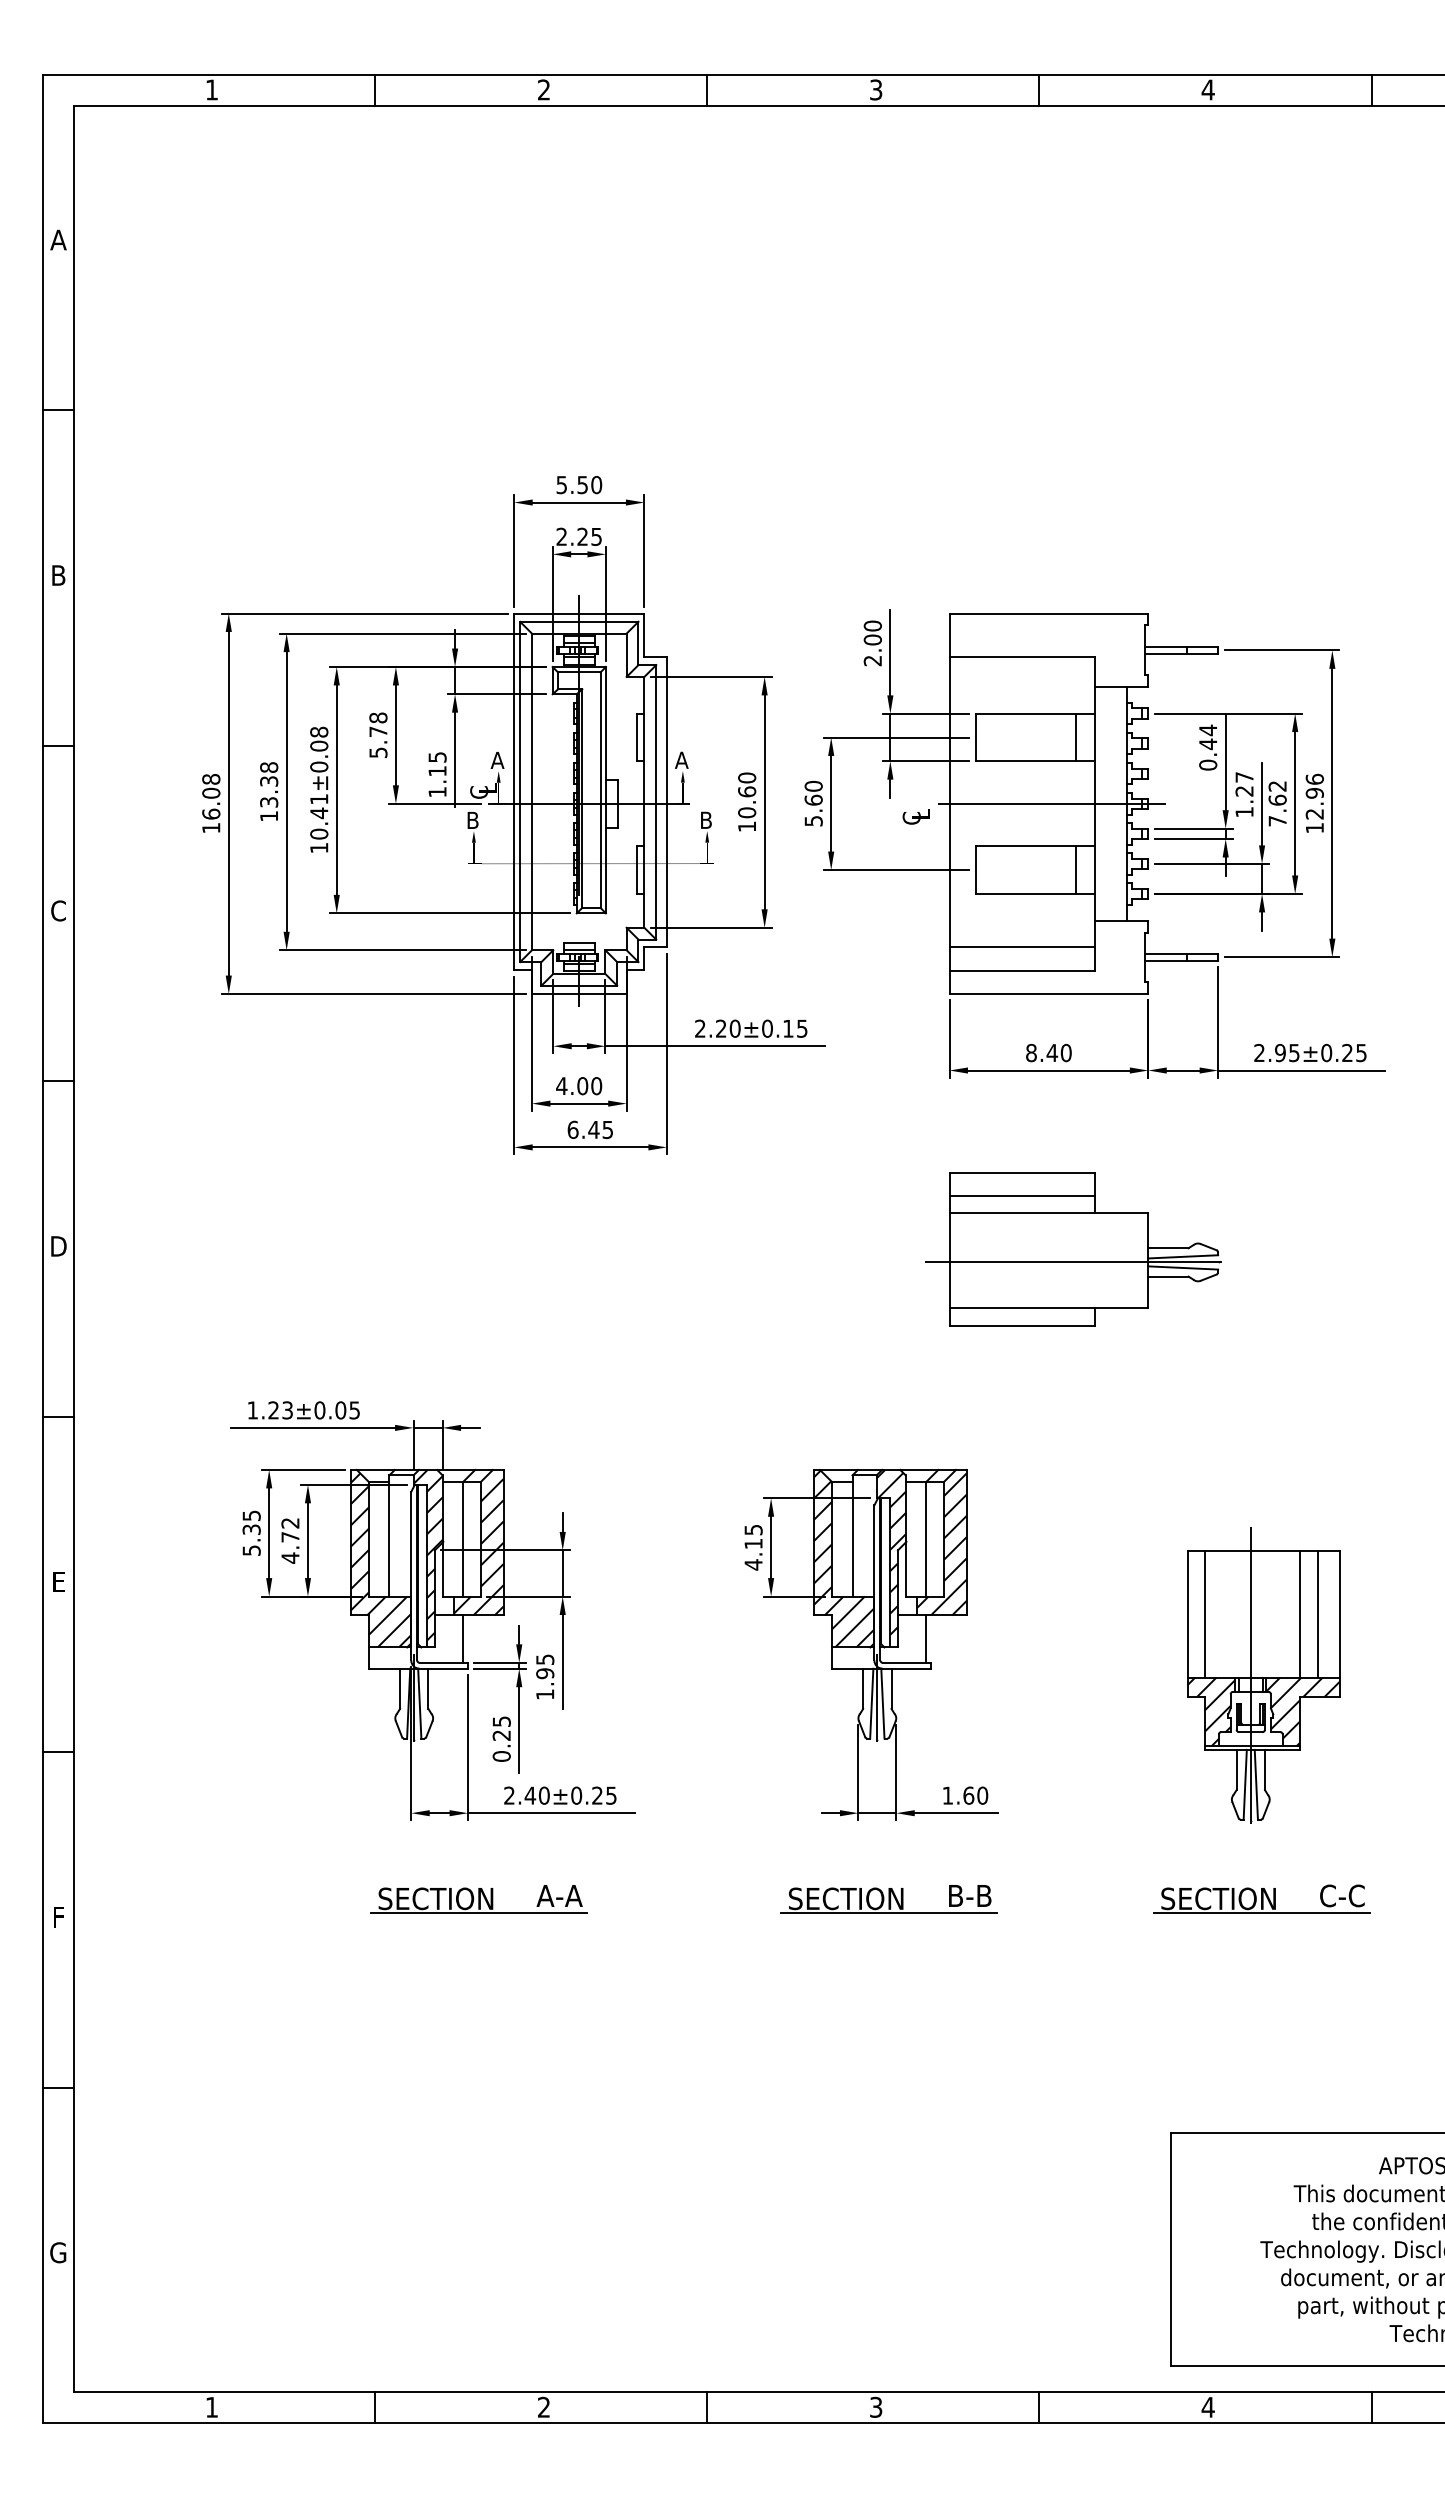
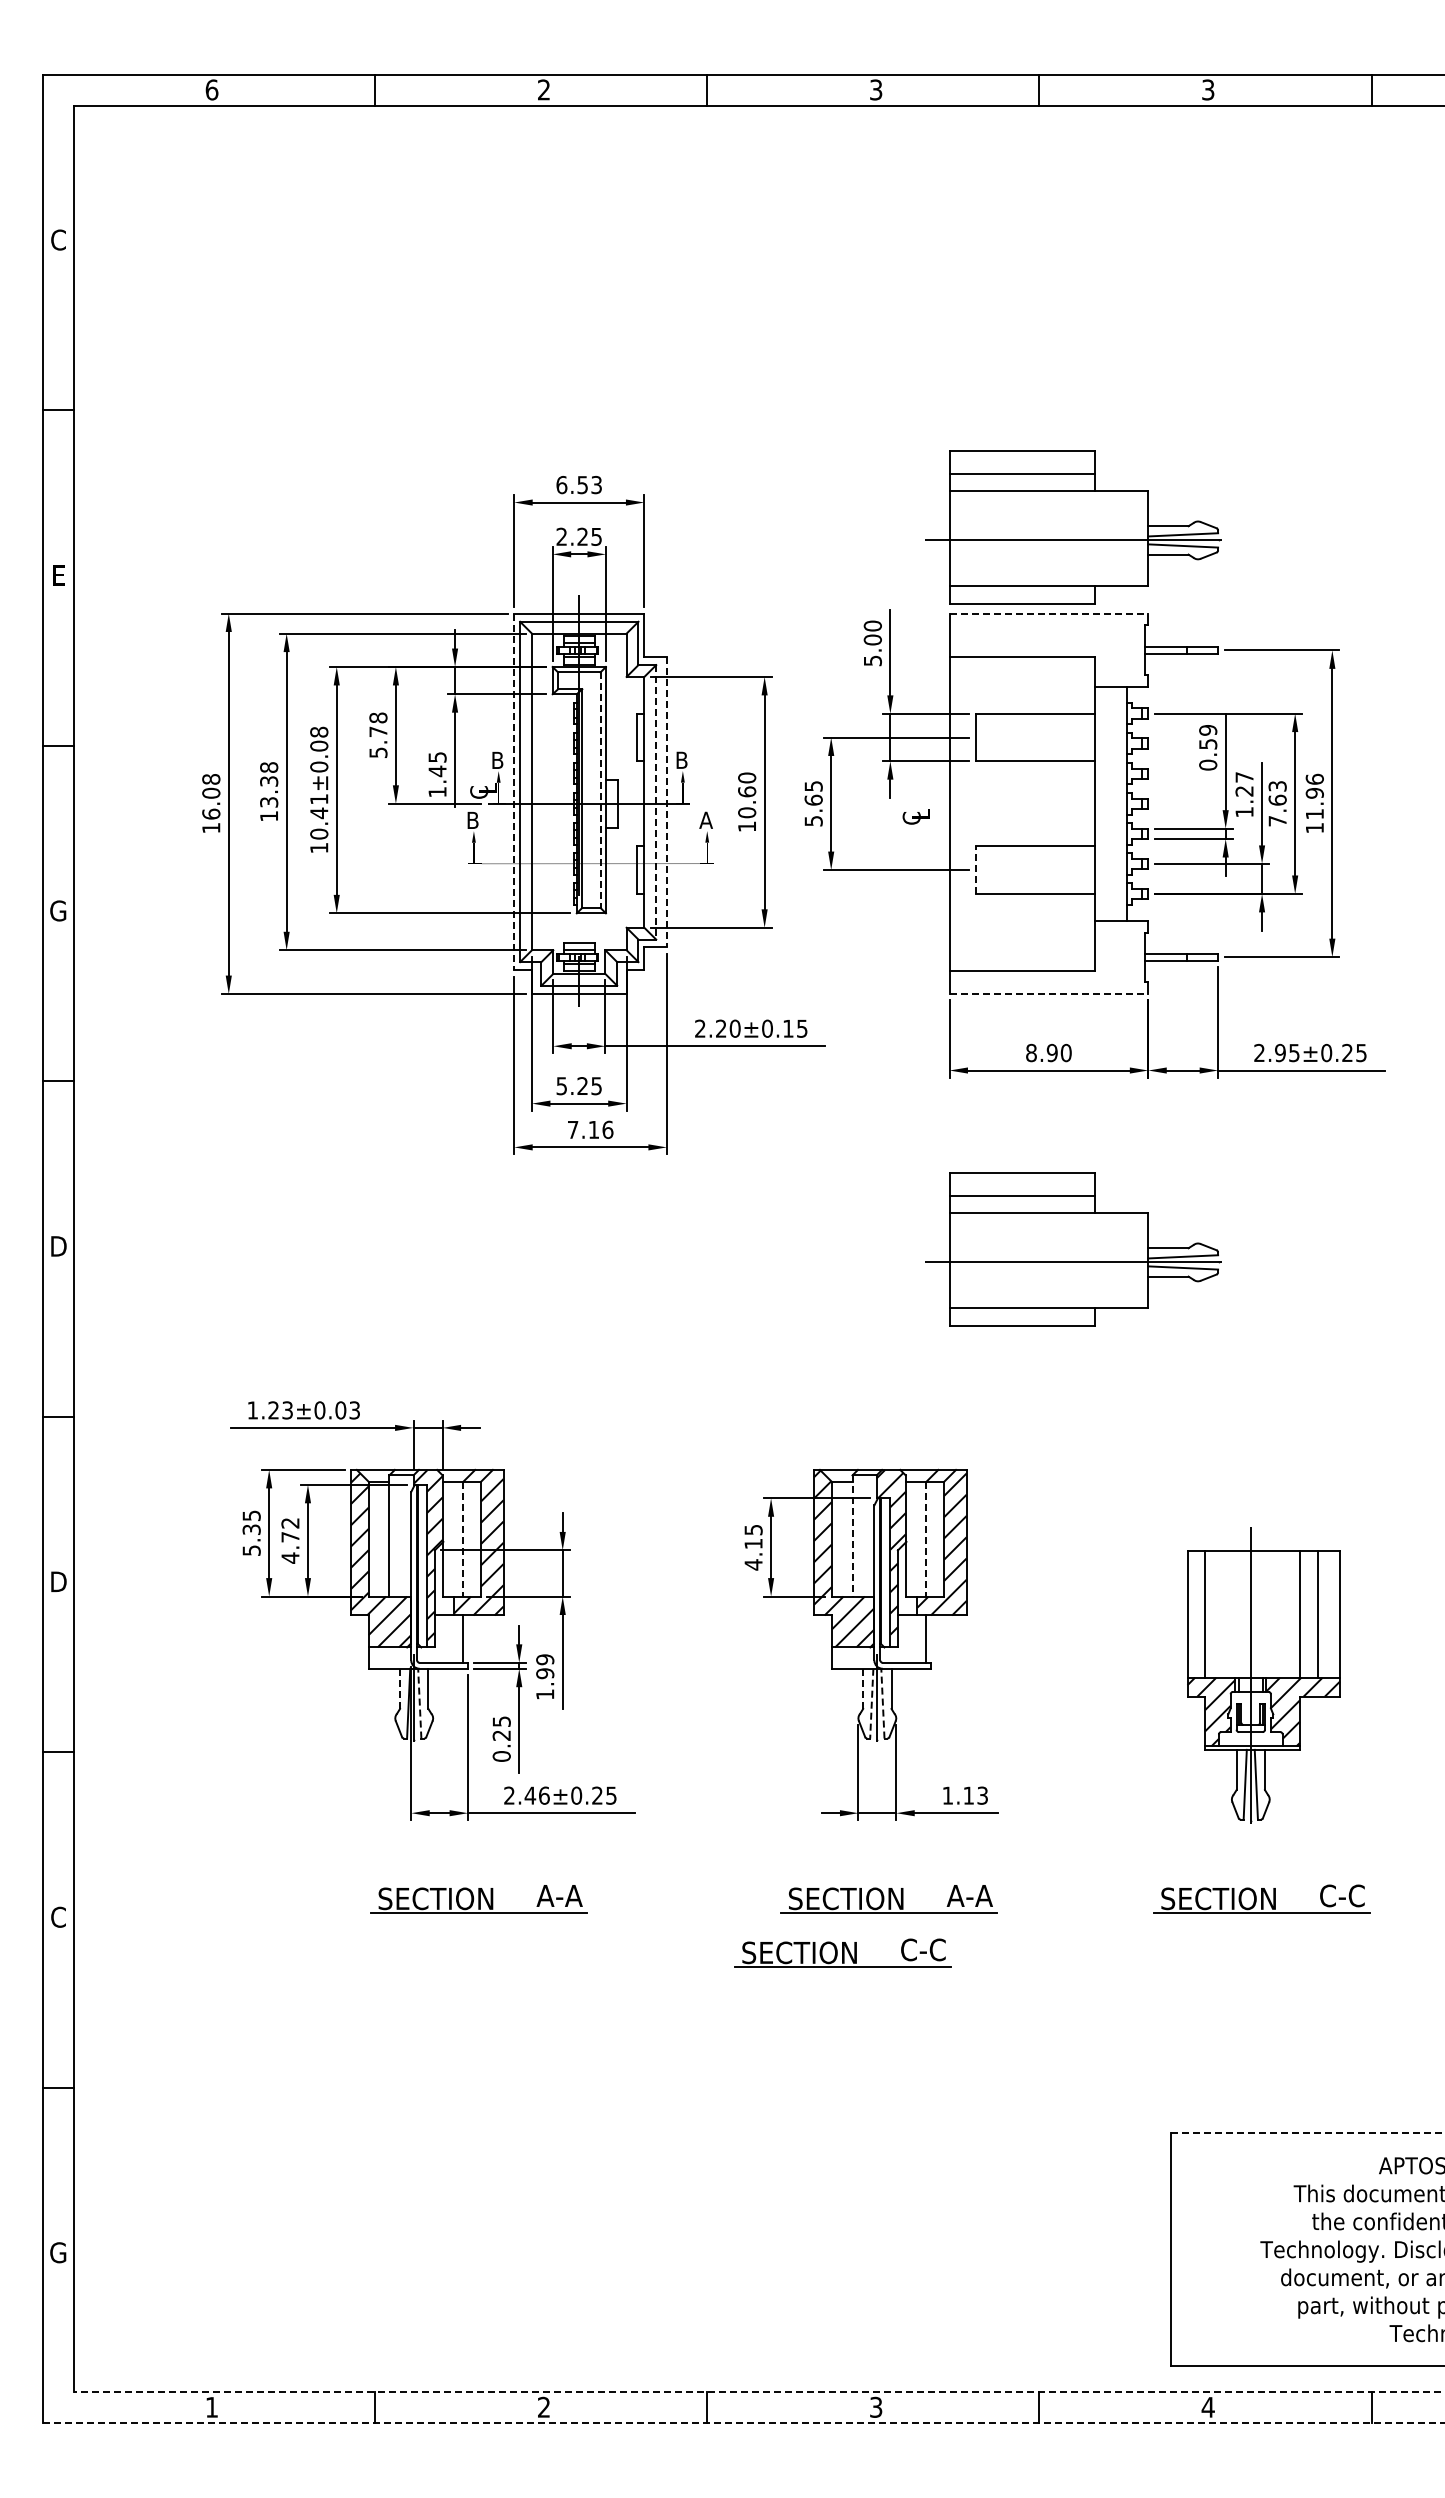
text: 1 -> 6 (211, 89)
text: 4 -> 3 (1207, 89)
text: A -> C (58, 239)
text: 5.50 -> 6.53 (579, 484)
part: none -> present (1073, 527)
text: B -> E (58, 575)
line: solid -> dashed (1049, 613)
text: 2.00 -> 5.00 (872, 660)
line: present -> none (1076, 737)
text: 0.44 -> 0.59 (1208, 737)
text: A -> B (497, 759)
text: A -> B (681, 759)
text: 1.15 -> 1.45 (437, 771)
text: 5.60 -> 5.65 (813, 785)
text: 7.62 -> 7.63 (1277, 786)
line: solid -> dashed (600, 790)
line: solid -> dashed (514, 792)
line: solid -> dashed (656, 802)
line: solid -> dashed (666, 802)
line: present -> none (1052, 803)
text: 12.96 -> 11.96 (1314, 814)
text: B -> A (705, 819)
line: present -> none (1076, 869)
line: solid -> dashed (975, 870)
text: C -> G (58, 910)
line: present -> none (1022, 947)
line: solid -> dashed (1049, 994)
text: 8.40 -> 8.90 (1052, 1052)
text: 4.00 -> 5.25 (579, 1086)
text: 6.45 -> 7.16 (590, 1129)
text: 1.23±0.05 -> 1.23±0.03 (354, 1409)
line: solid -> dashed (852, 1535)
line: solid -> dashed (463, 1539)
line: solid -> dashed (926, 1539)
text: E -> D (58, 1581)
text: 1.95 -> 1.99 (544, 1659)
line: solid -> dashed (400, 1688)
line: solid -> dashed (863, 1688)
line: solid -> dashed (419, 1703)
line: solid -> dashed (871, 1703)
line: solid -> dashed (882, 1703)
text: 2.40±0.25 -> 2.46±0.25 (544, 1795)
text: 1.60 -> 1.13 (975, 1795)
text: B-B -> A-A (969, 1895)
text: F -> C (58, 1916)
part: none -> present (842, 1952)
line: solid -> dashed (1307, 2133)
line: solid -> dashed (758, 2392)
line: solid -> dashed (744, 2423)
